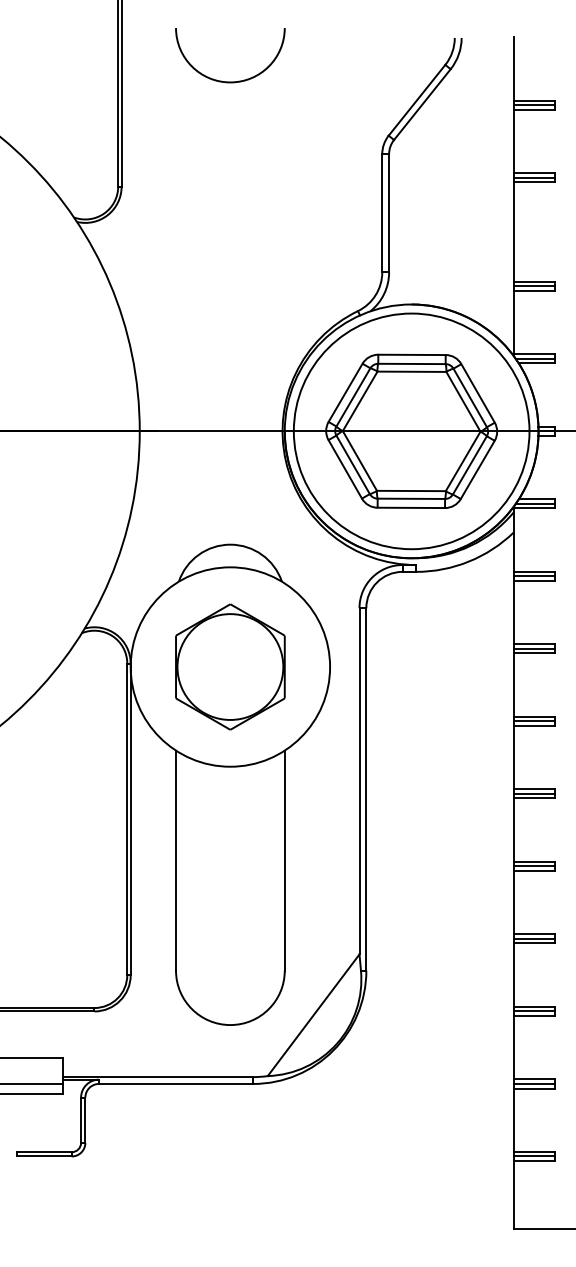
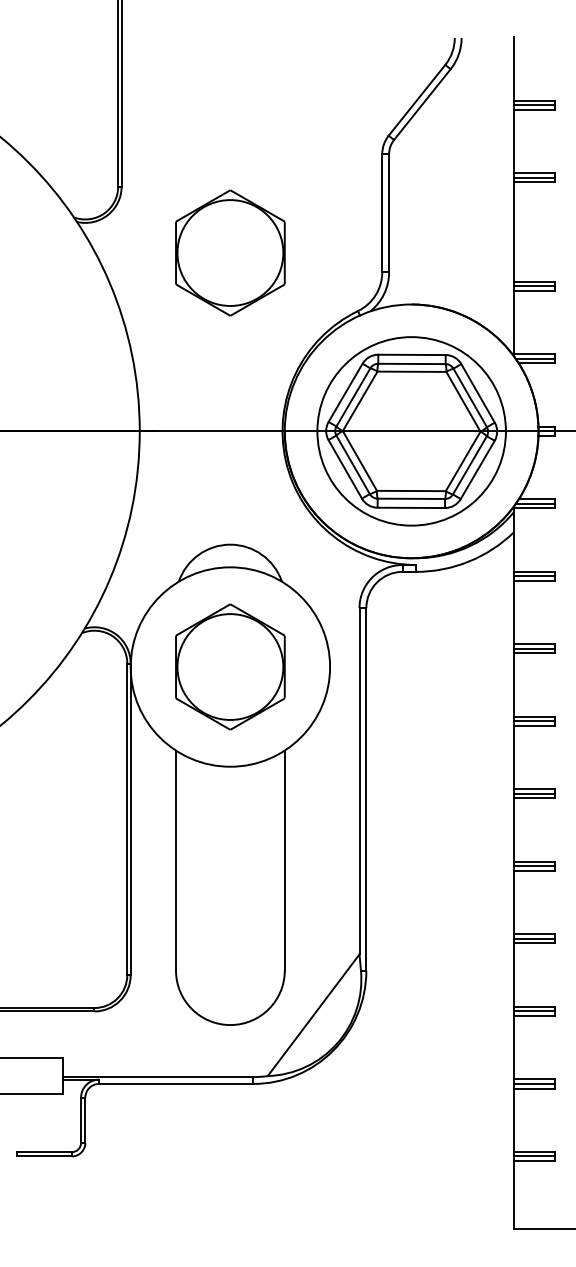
arc: present -> none (230, 81)
part: none -> present (230, 252)
circle diameter: 236 px -> 189 px (411, 431)
line: present -> none (32, 1083)
